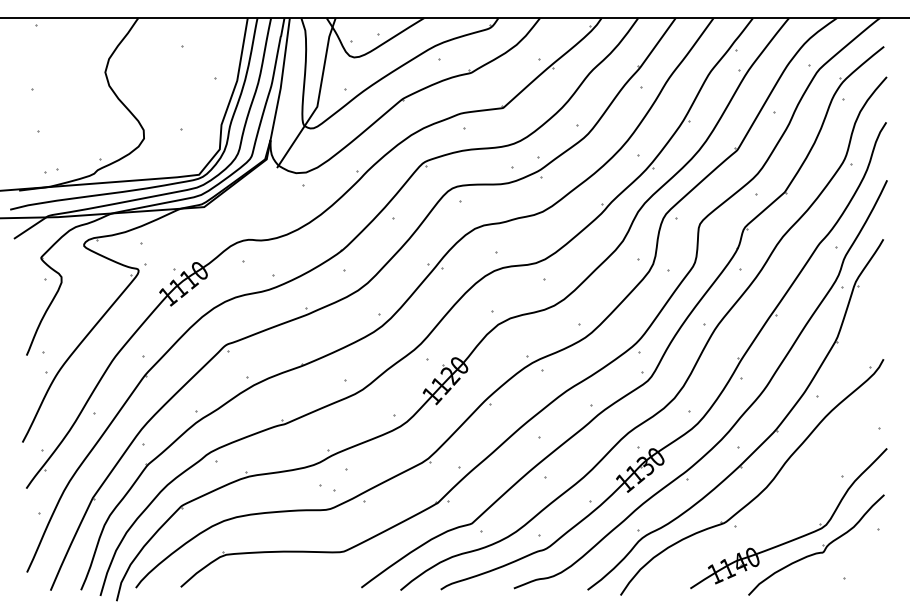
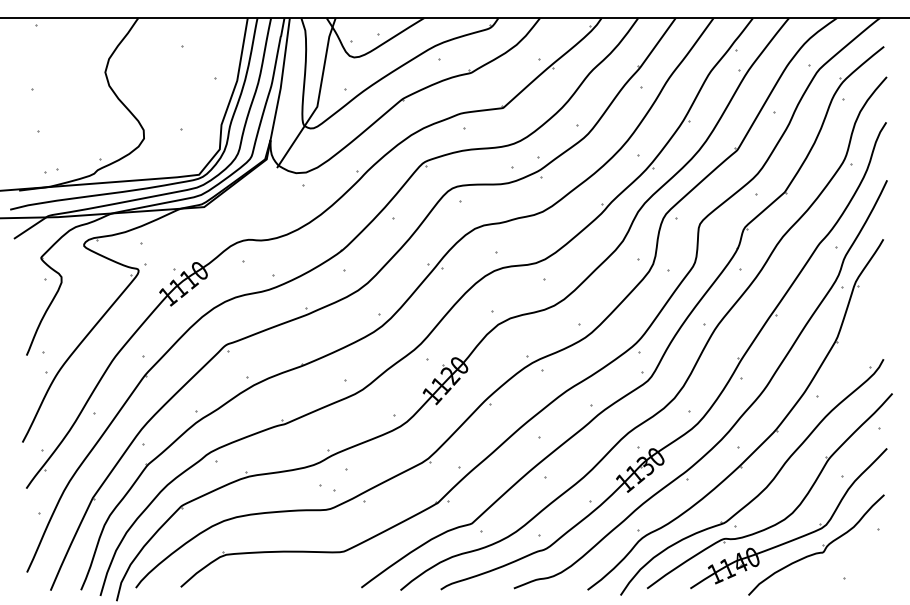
part: none -> present (787, 515)
